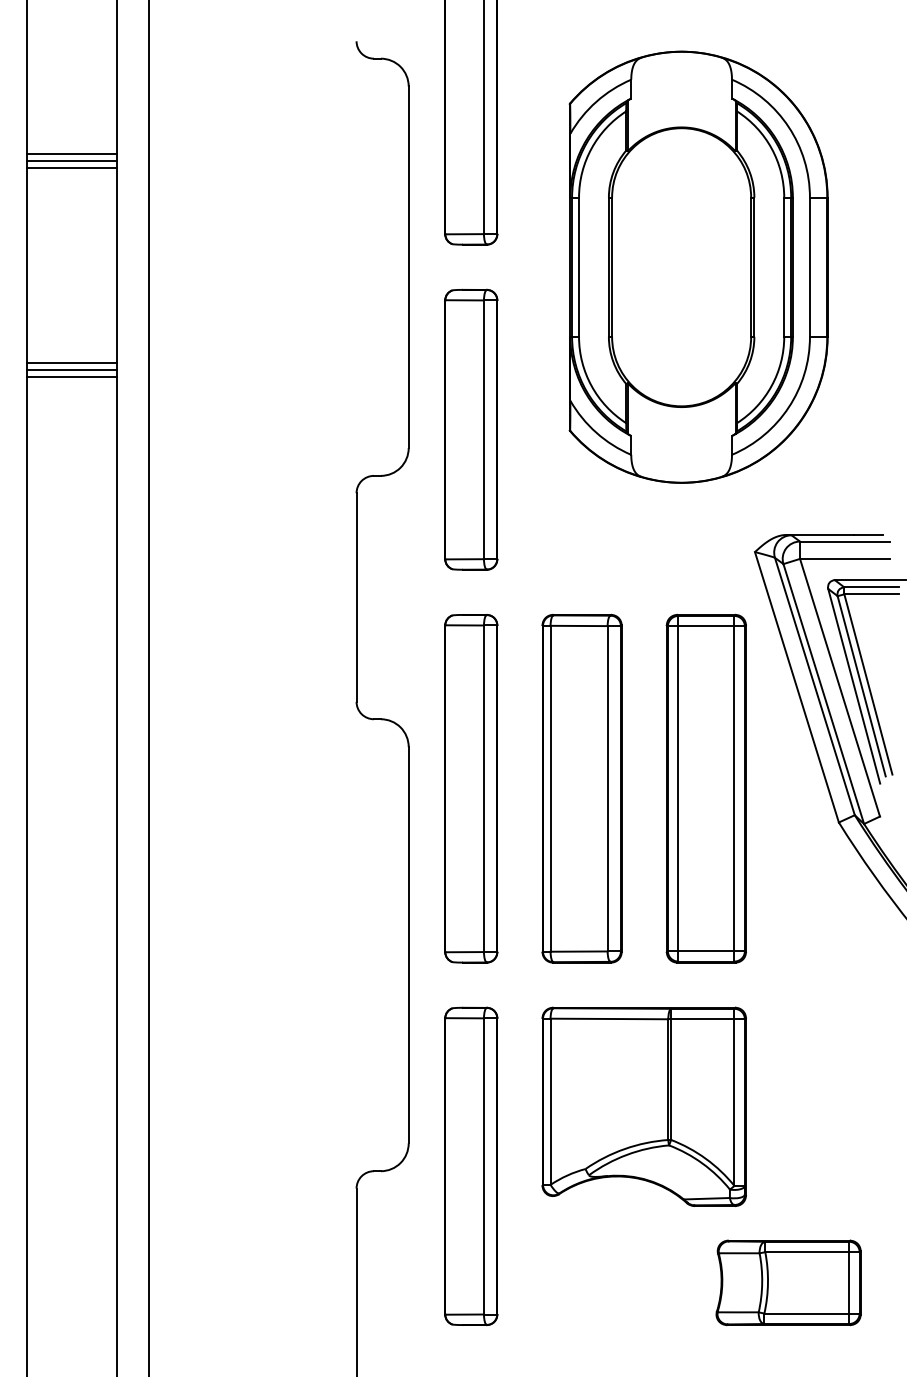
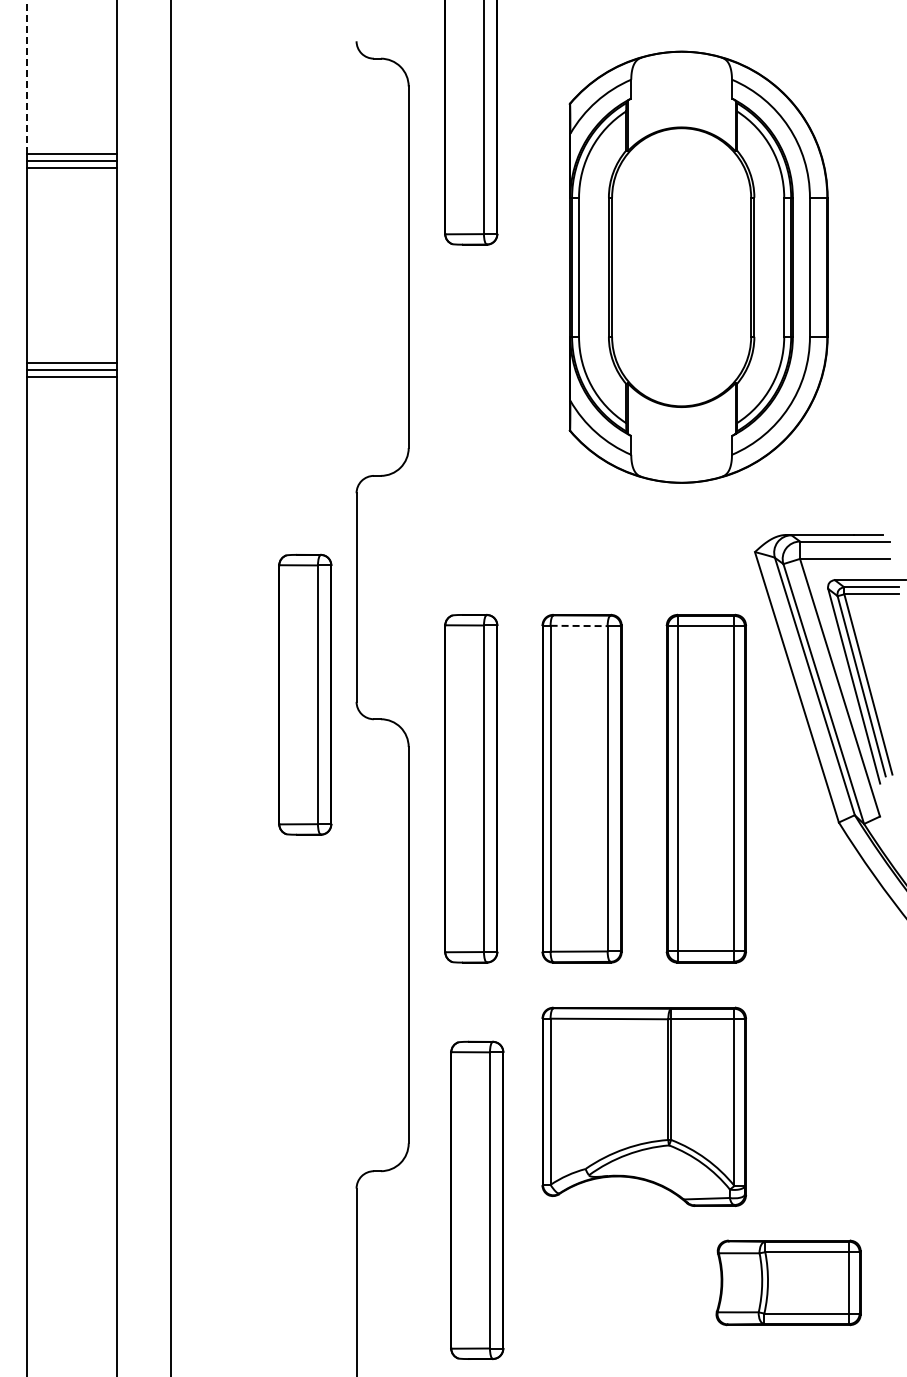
line: solid -> dashed (27, 77)
part position: (471, 429) -> (305, 694) (305, 694)
line: solid -> dashed (579, 625)
line position: (148, 687) -> (170, 687) (170, 687)
part position: (471, 1165) -> (477, 1199) (477, 1199)
